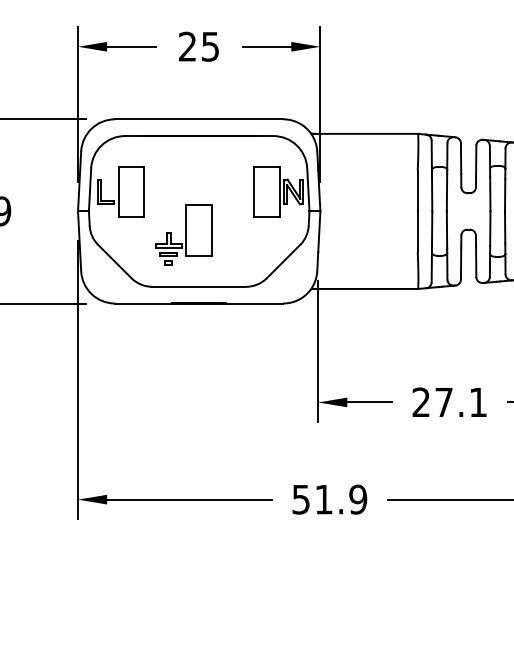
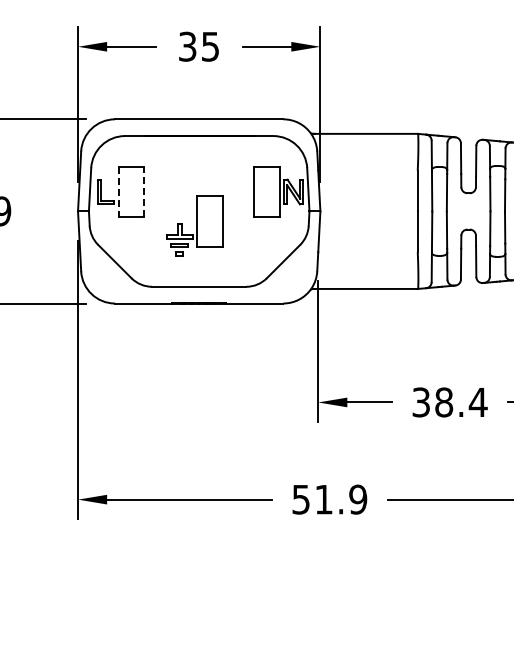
text: 25 -> 35 (187, 46)
line: solid -> dashed (144, 191)
line: solid -> dashed (118, 192)
part position: (183, 234) -> (194, 225) (194, 225)
text: 27.1 -> 38.4 (449, 402)
